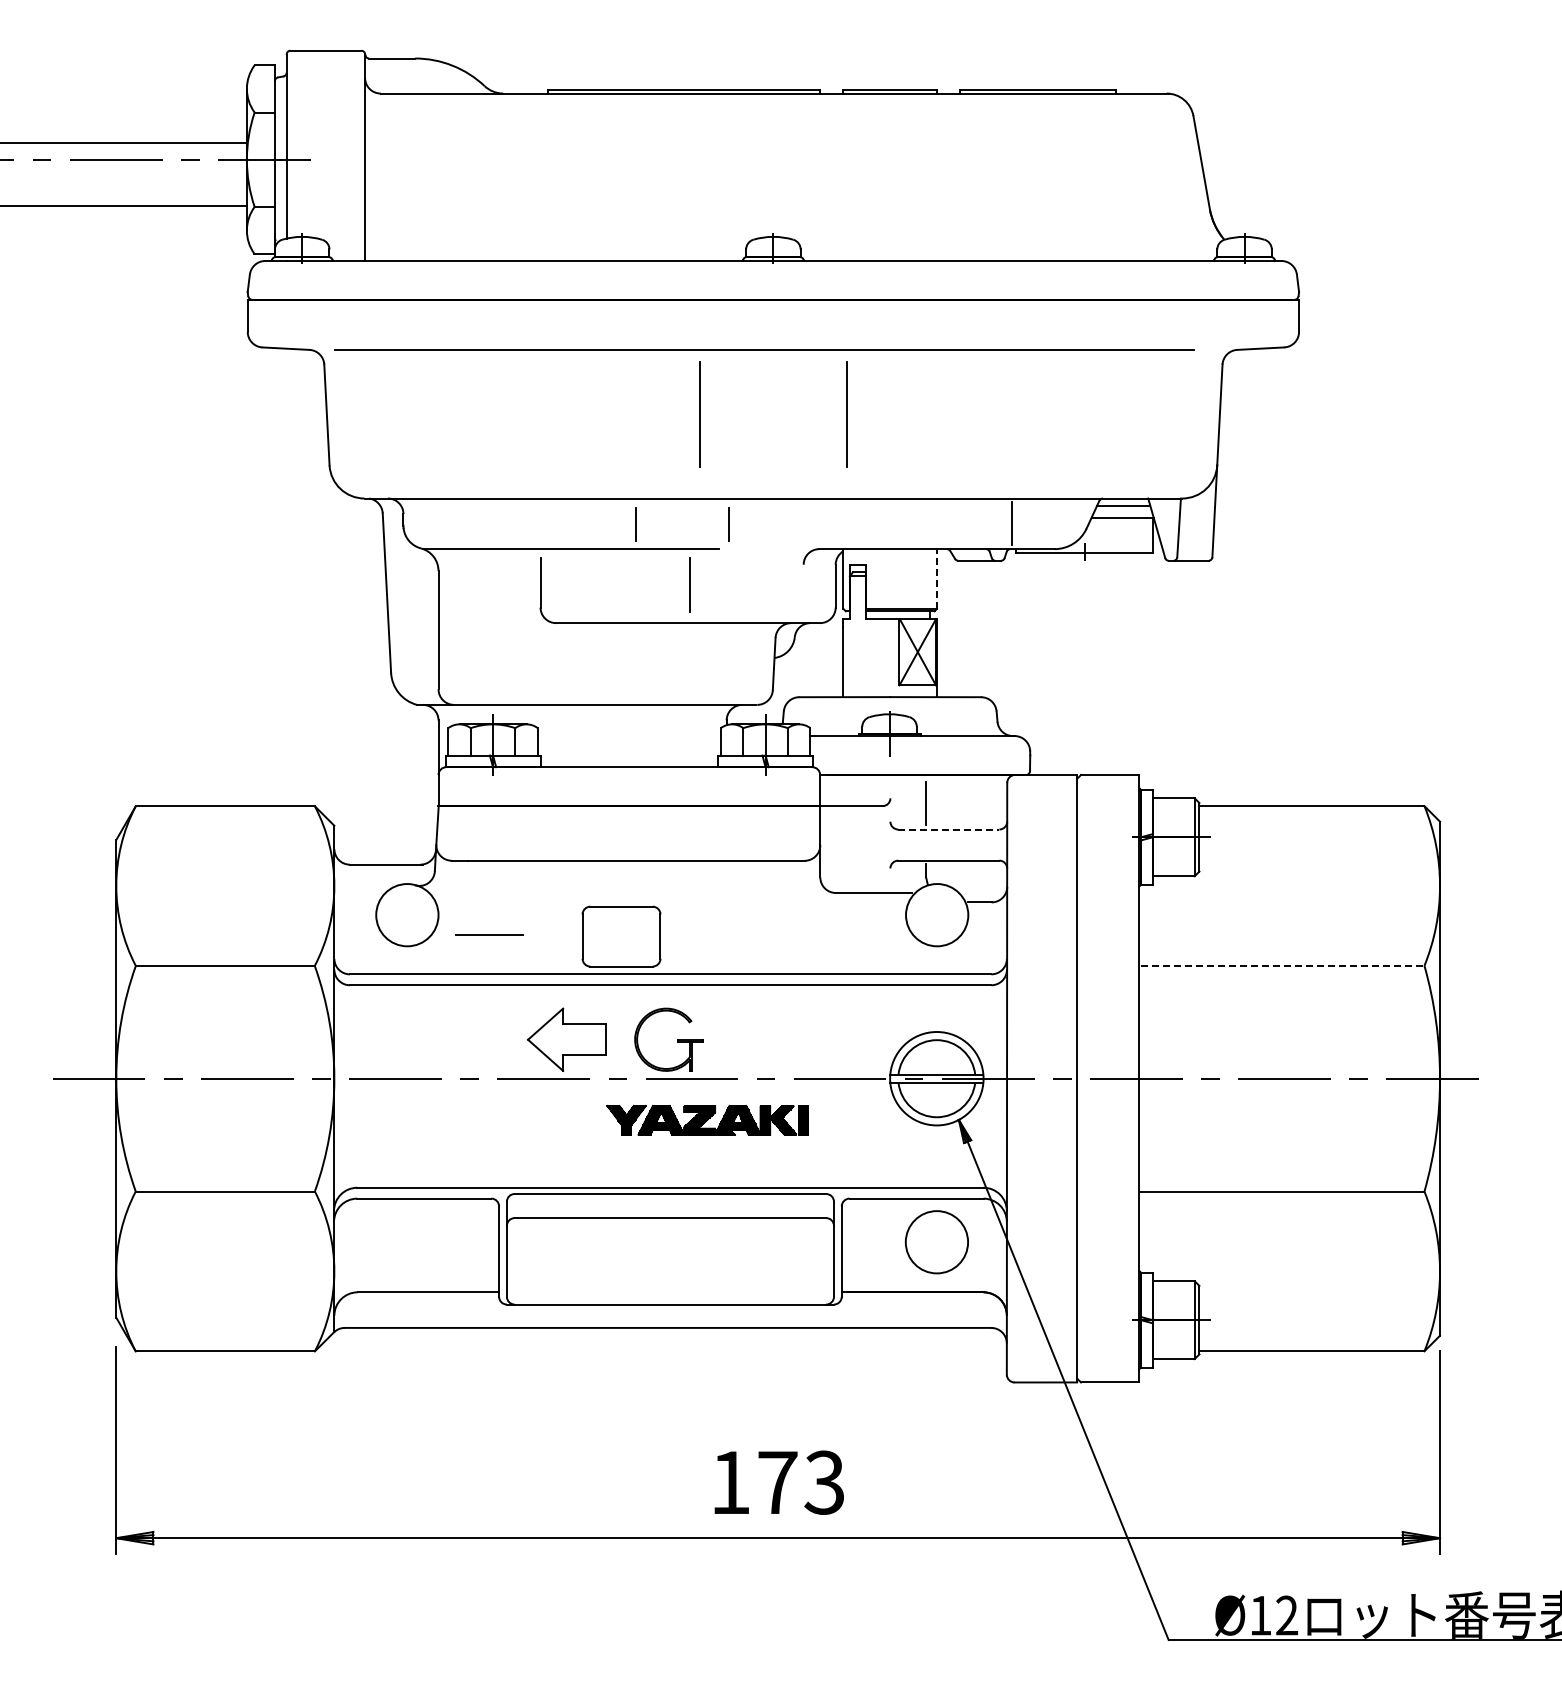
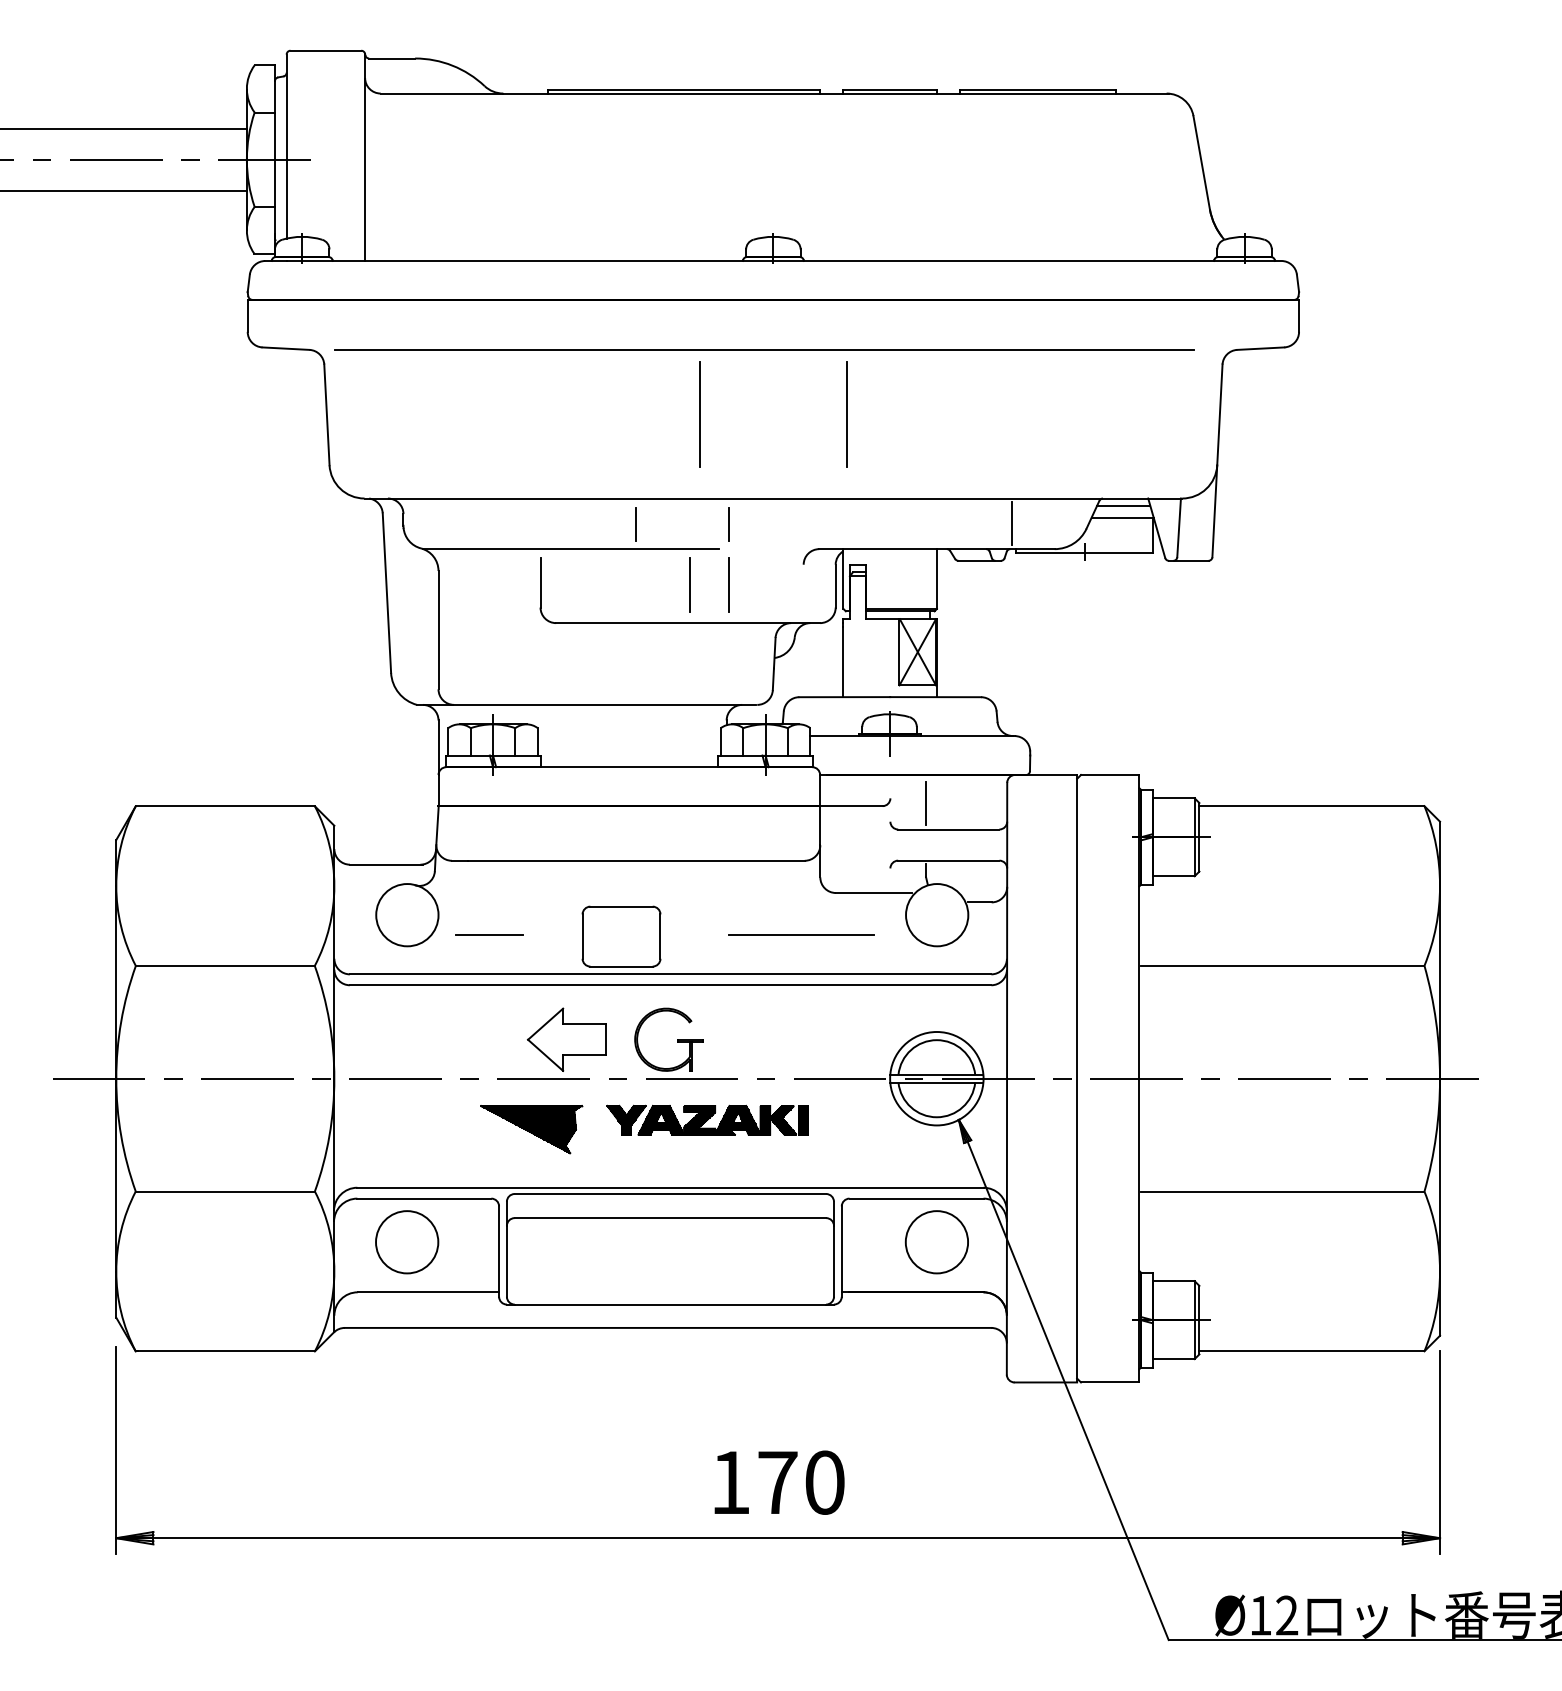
line position: (124, 142) -> (124, 128) (124, 128)
line position: (124, 205) -> (124, 190) (124, 190)
line: dashed -> solid (936, 579)
line: none -> present (729, 584)
line: dashed -> solid (948, 829)
line: none -> present (801, 935)
line: dashed -> solid (1282, 965)
part: none -> present (531, 1129)
circle: none -> present (407, 1242)
text: 173 -> 170 (824, 1482)
